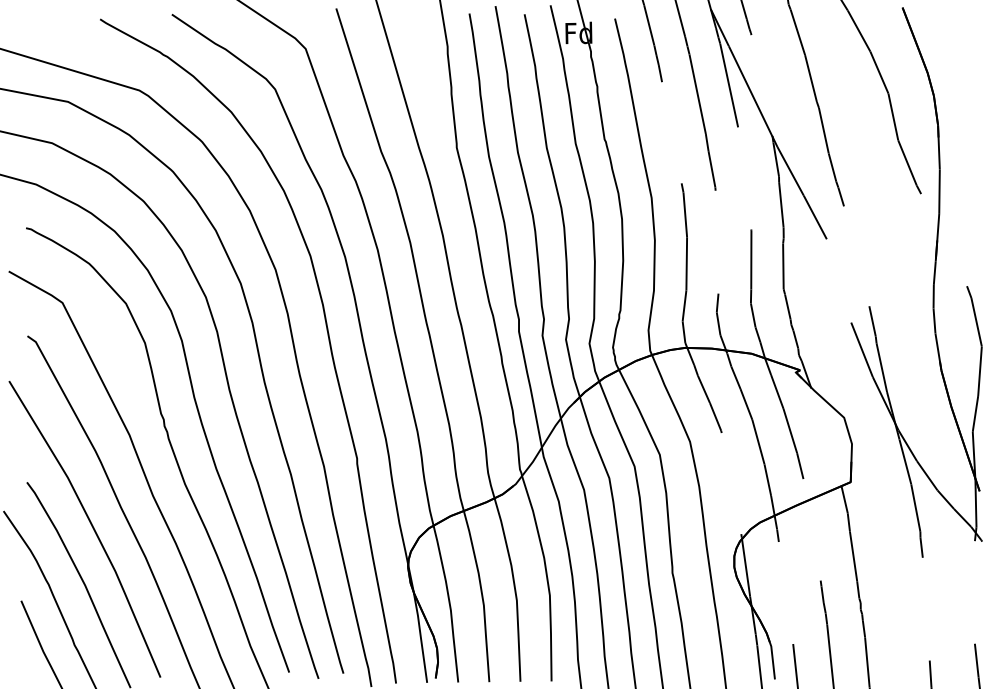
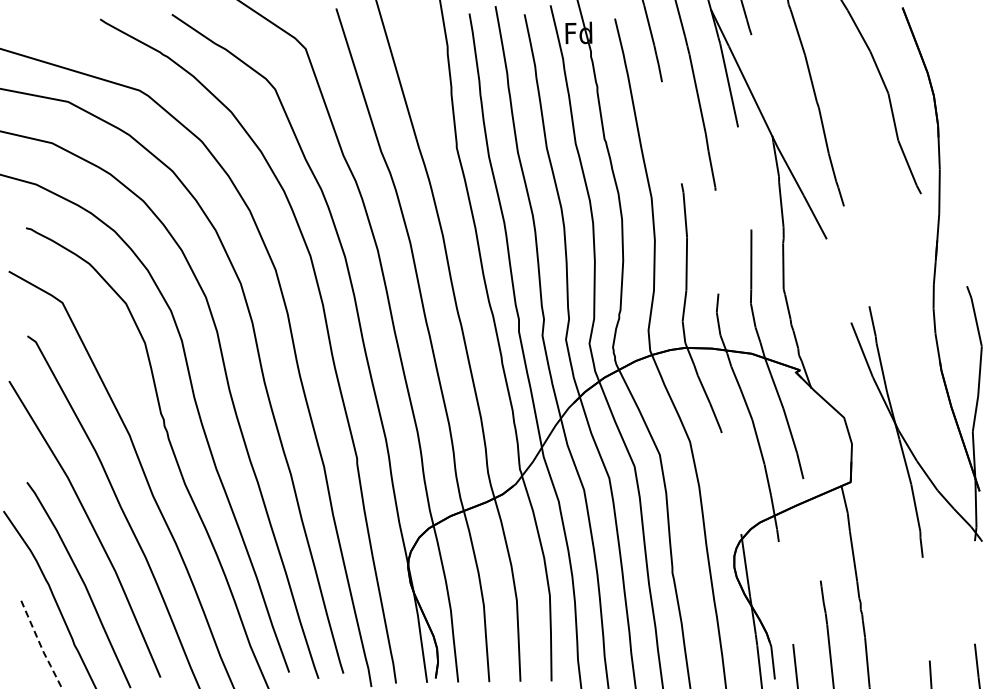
line: solid -> dashed (41, 646)
